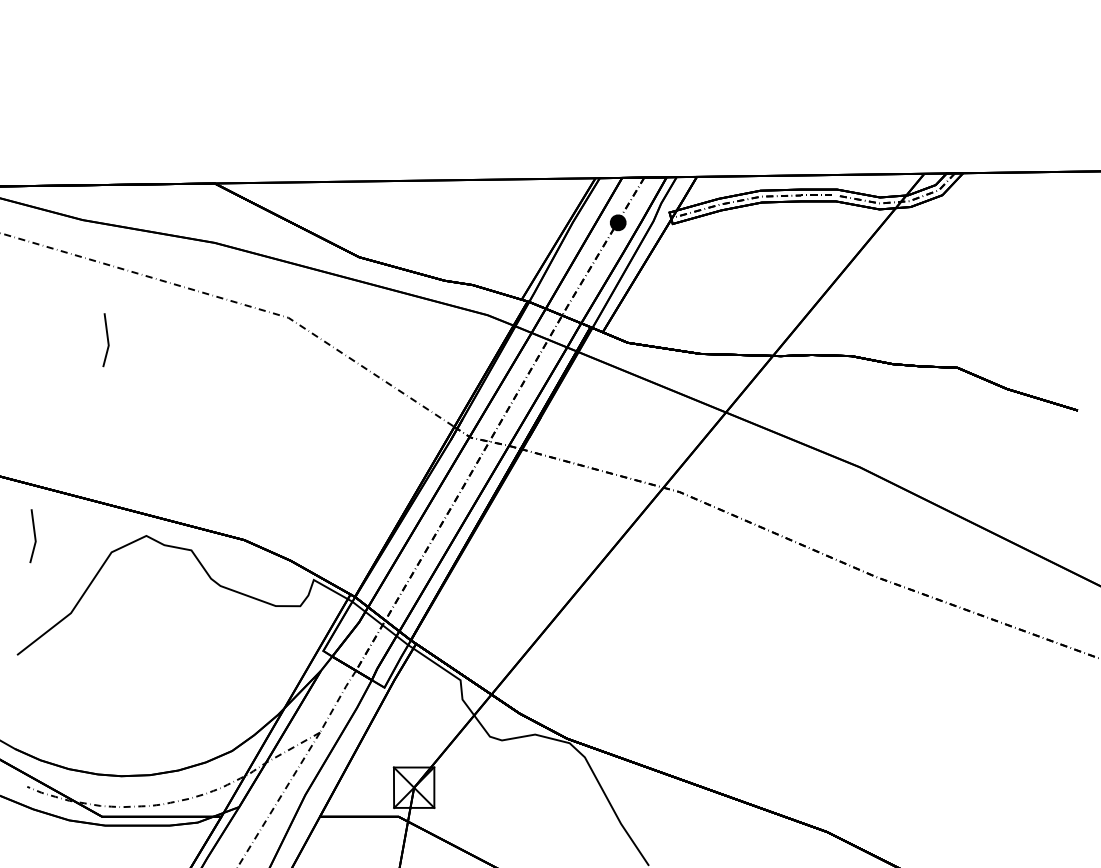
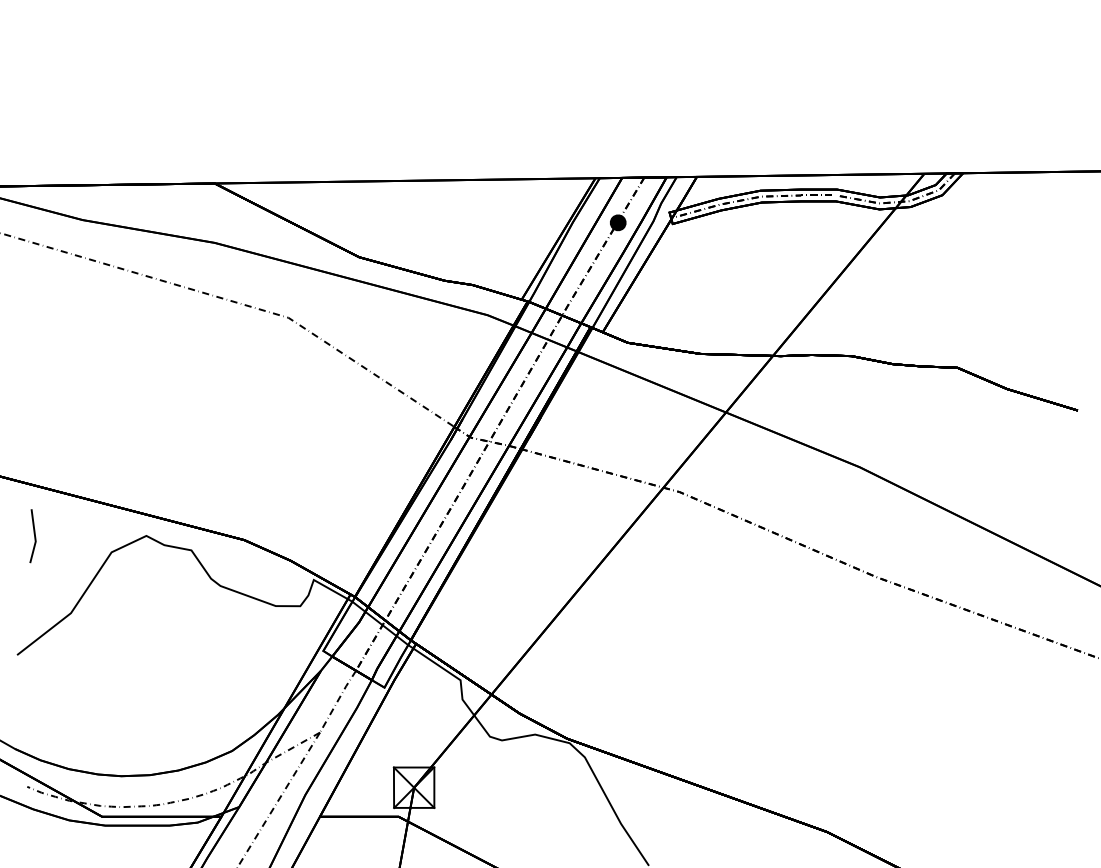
line: present -> none (107, 340)
